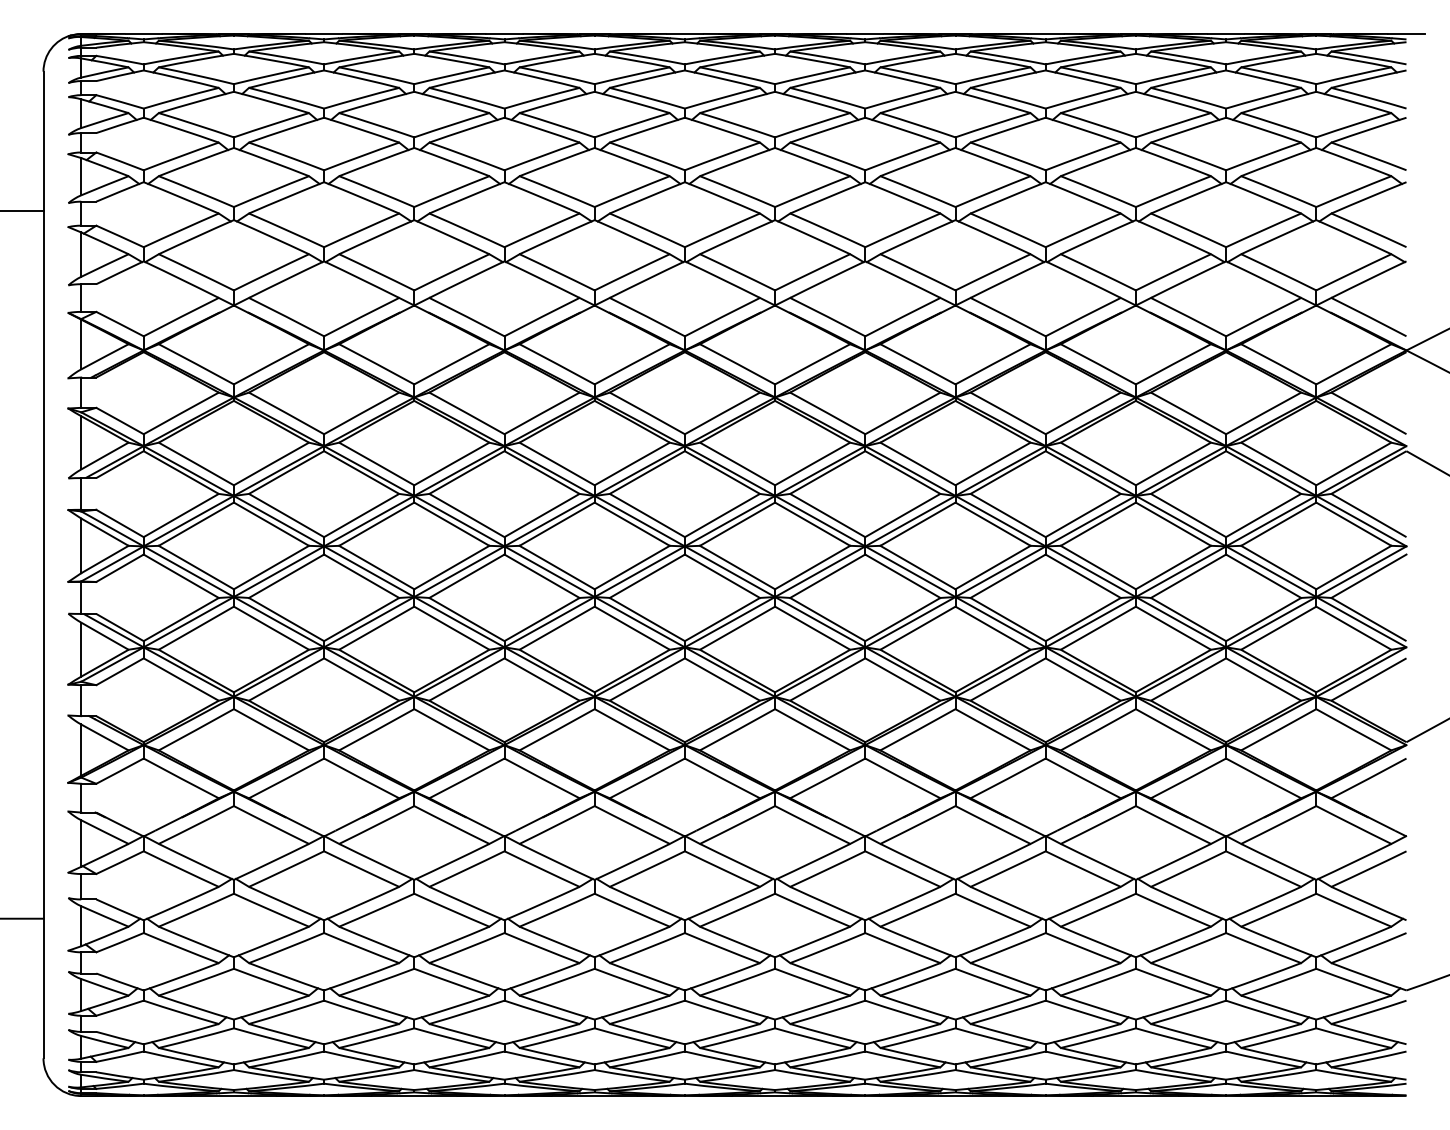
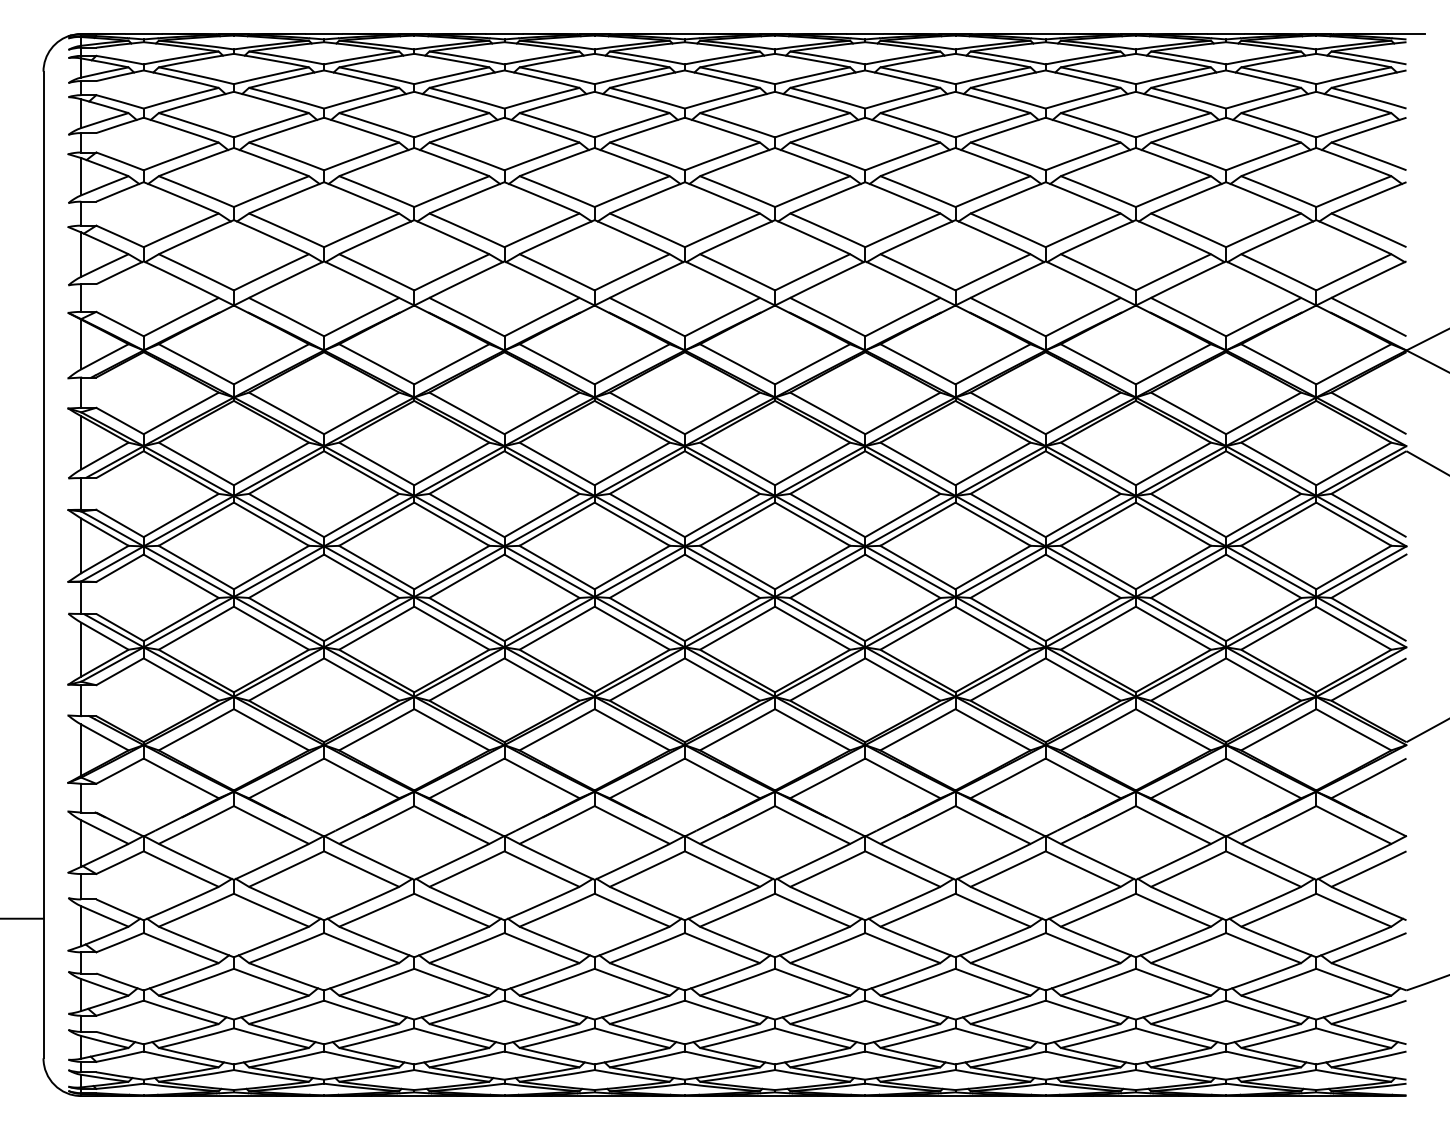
line: present -> none (22, 211)
